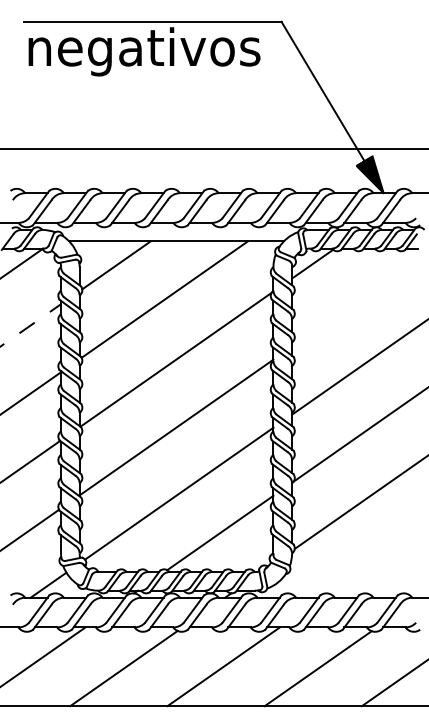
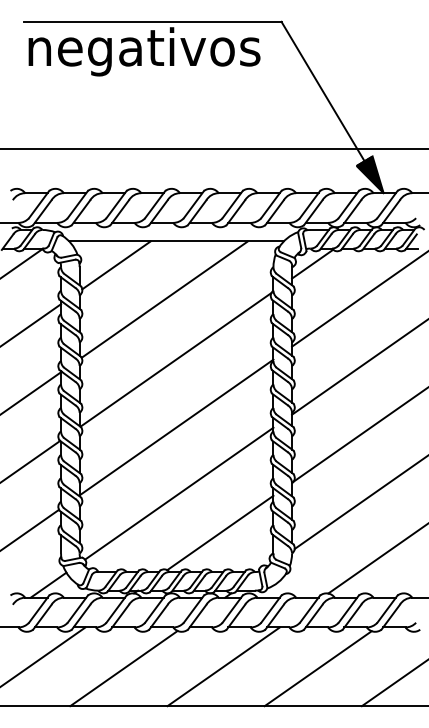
line: none -> present (358, 299)
line: dashed -> solid (30, 325)
line: none -> present (376, 559)
